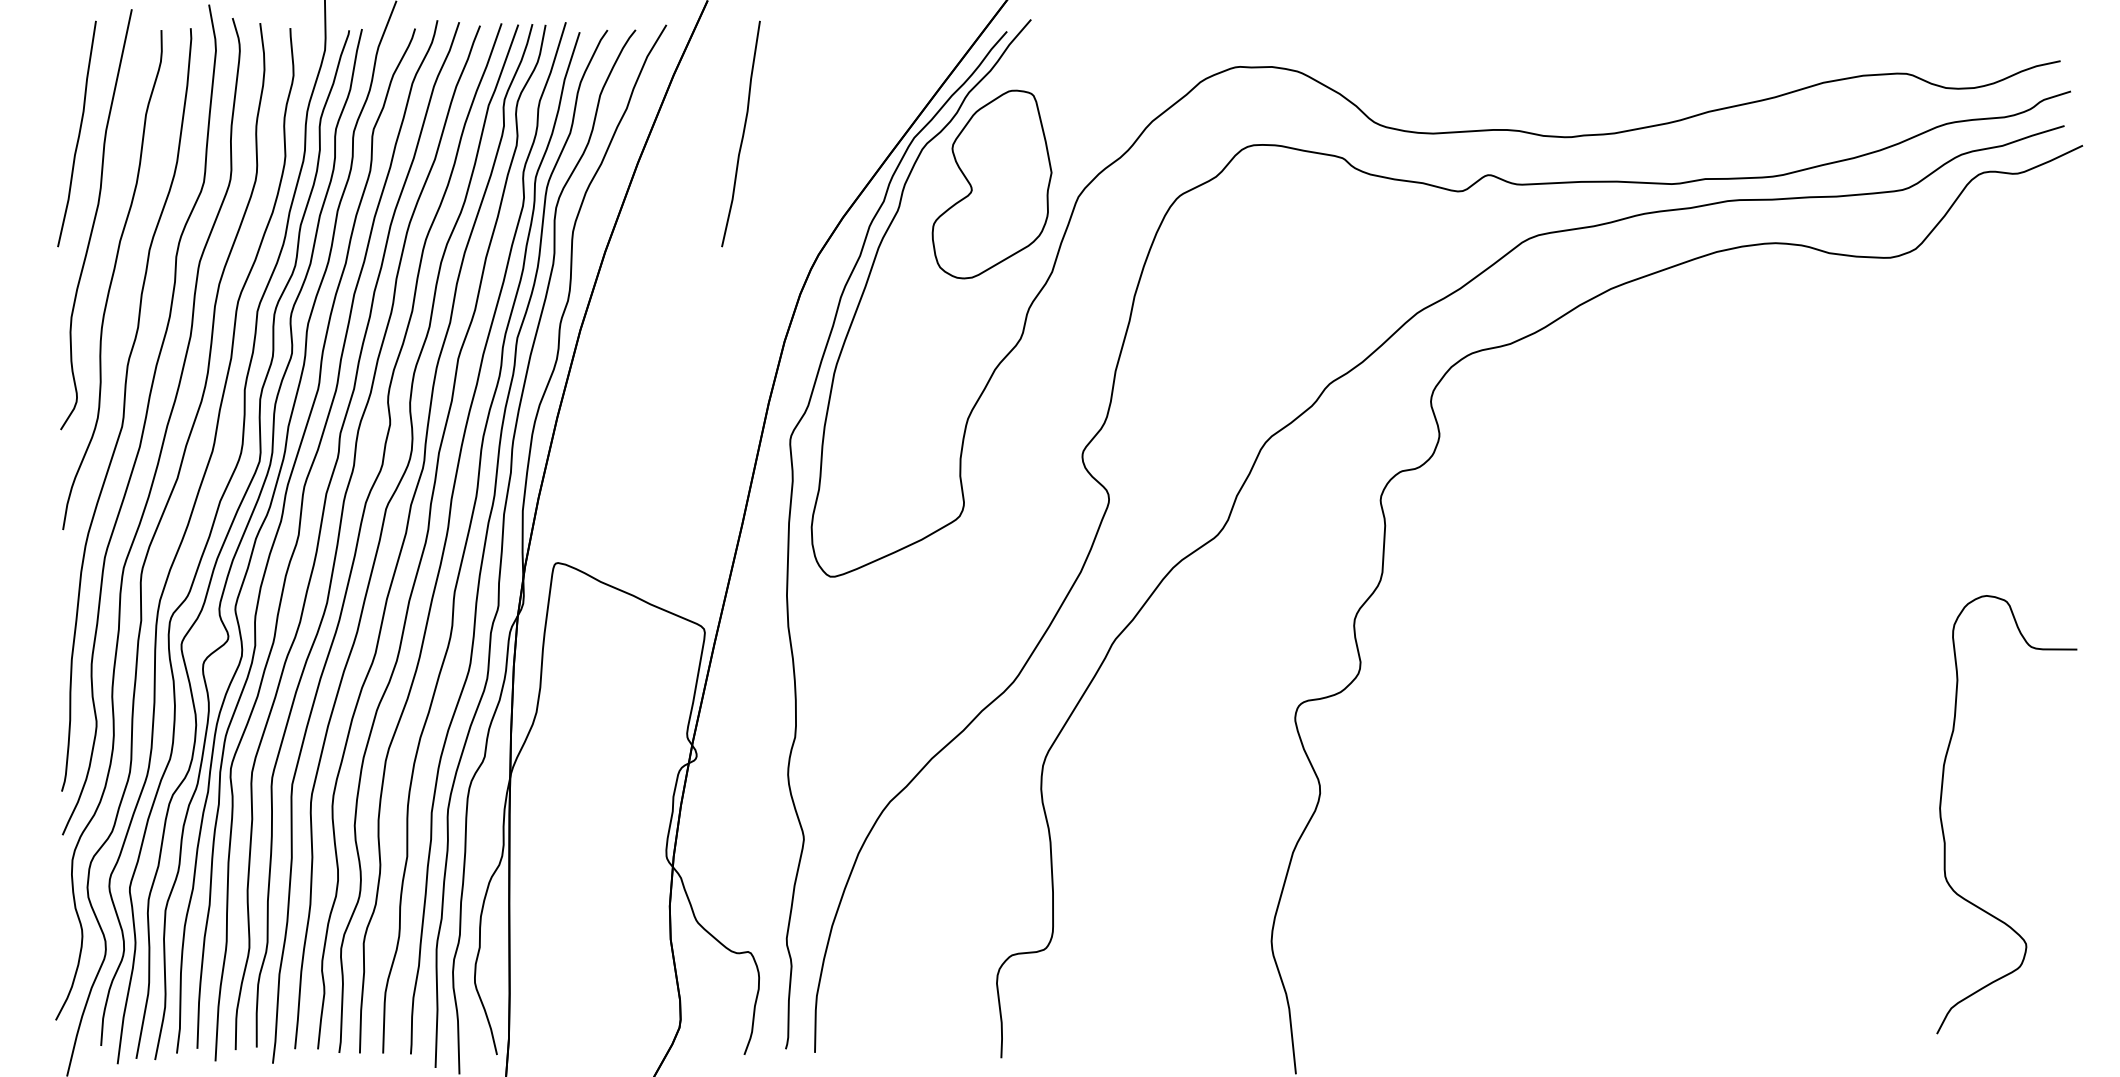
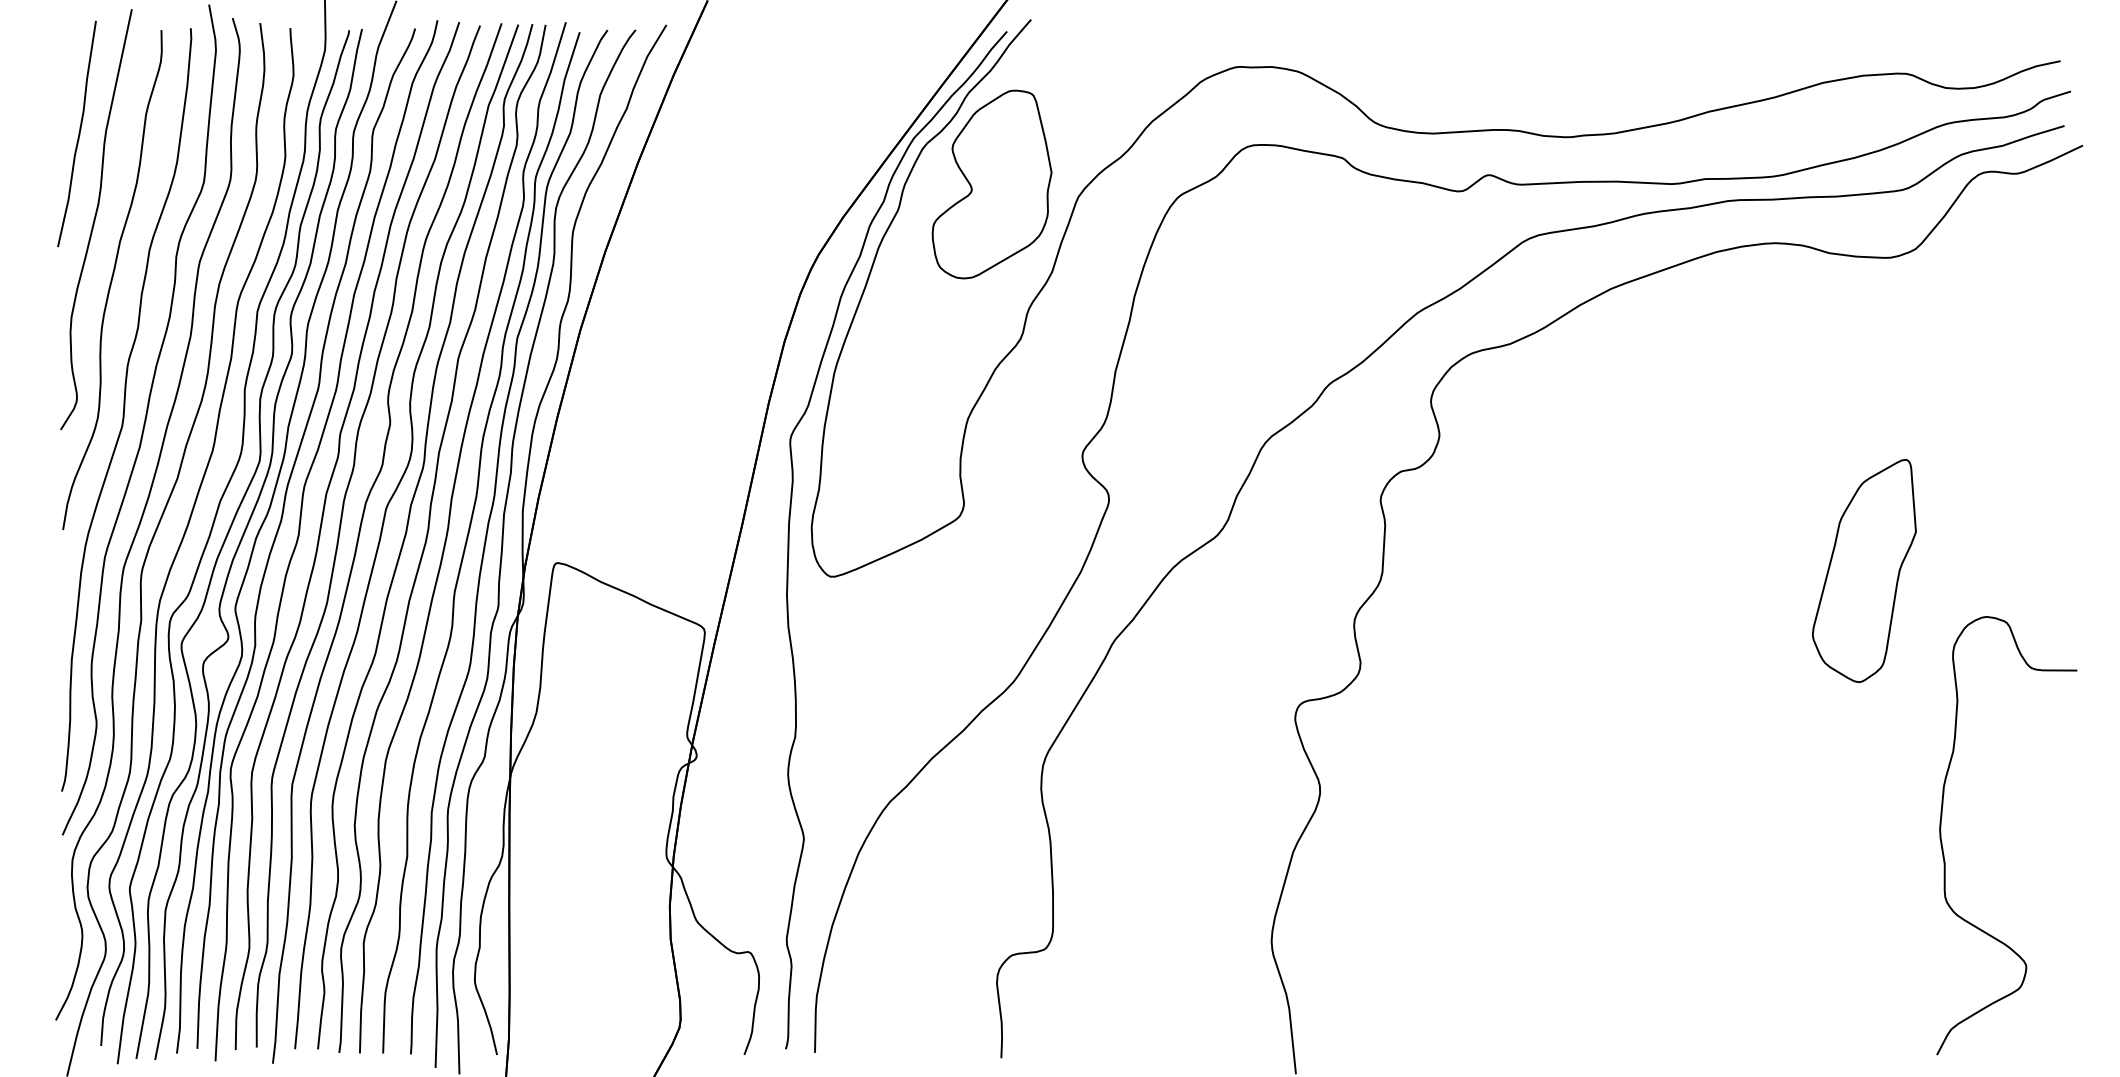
curve: present -> none (742, 133)
part: none -> present (1864, 570)
curve position: (1942, 820) -> (1942, 841) (1942, 841)
